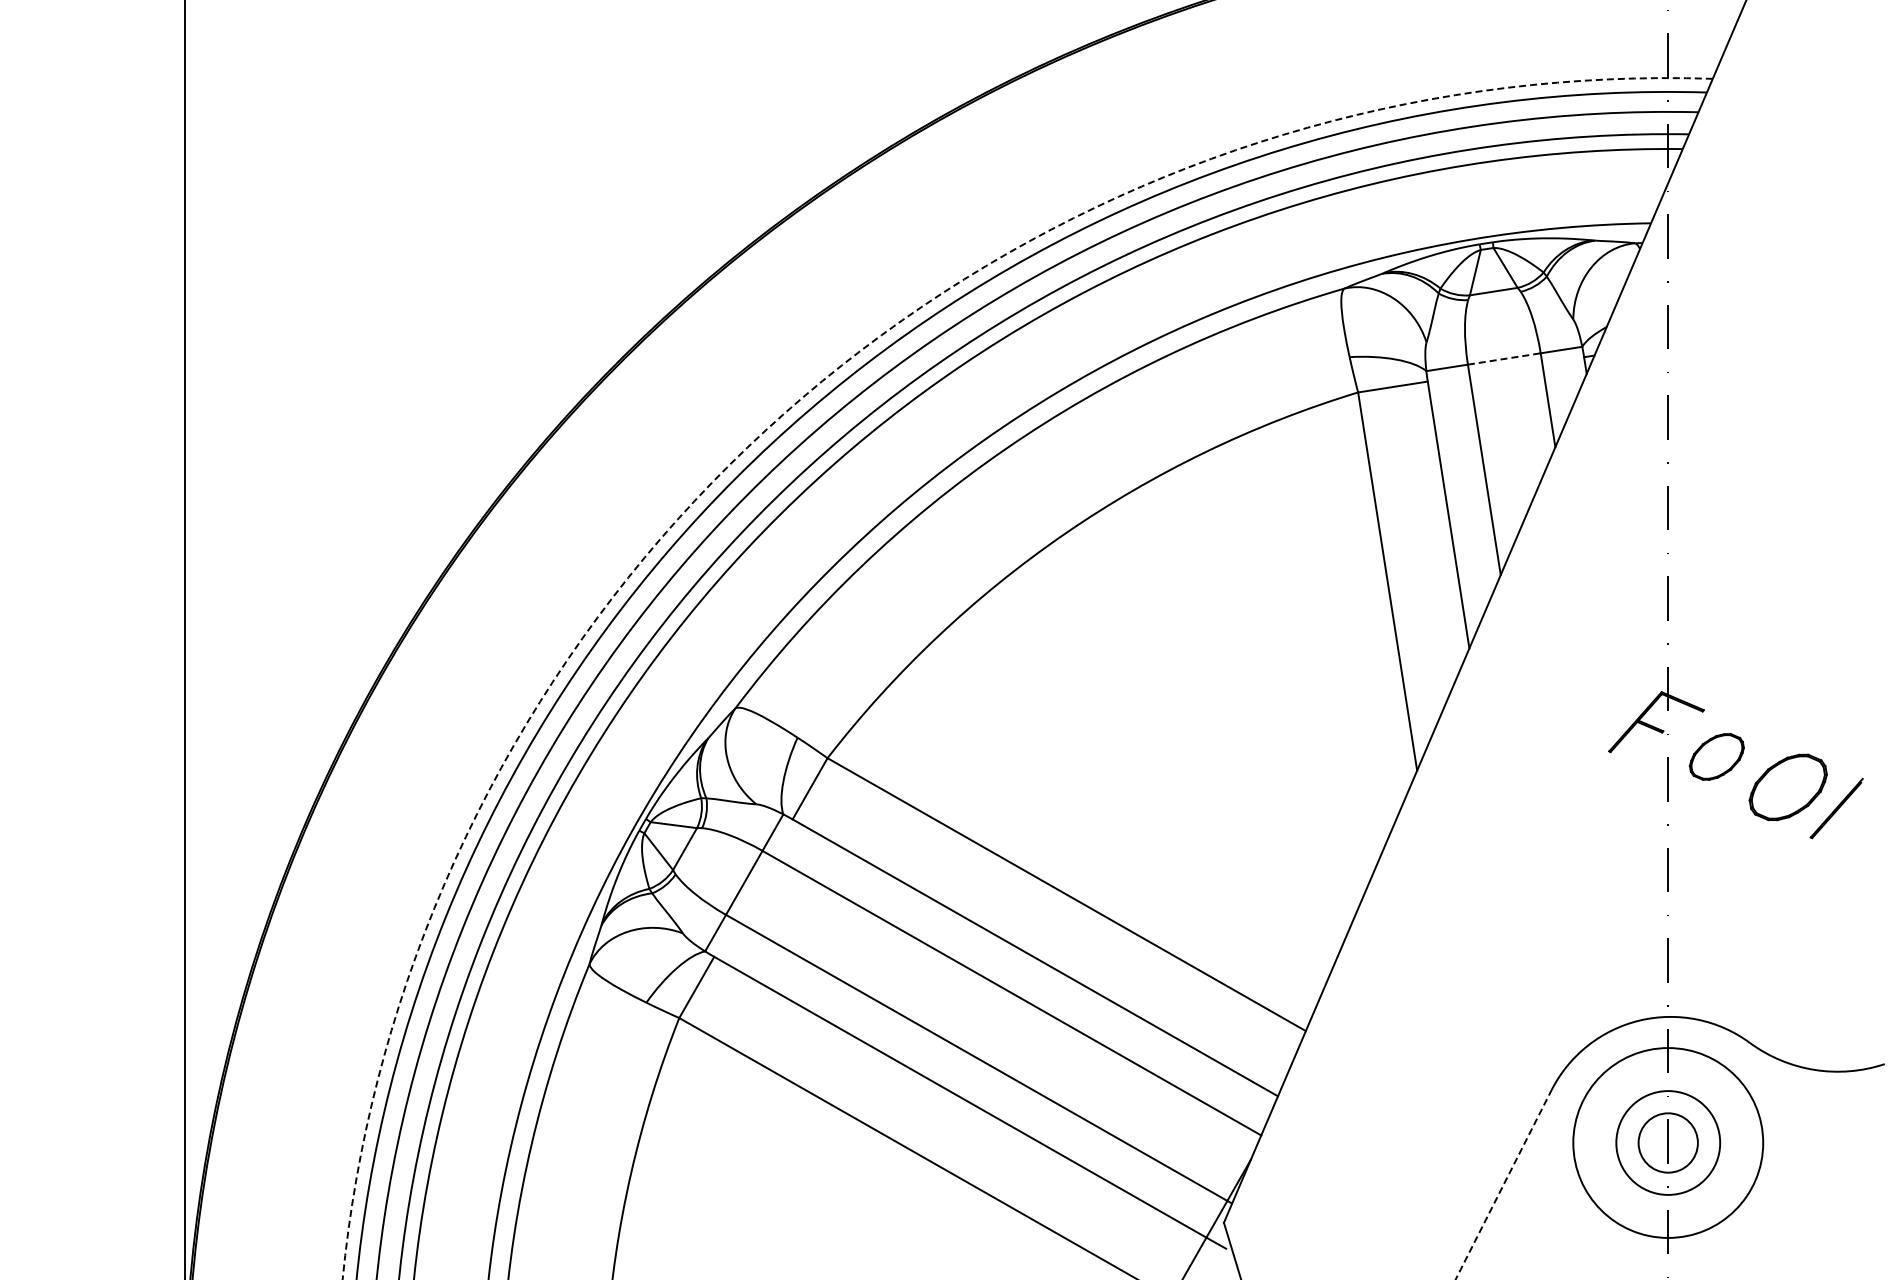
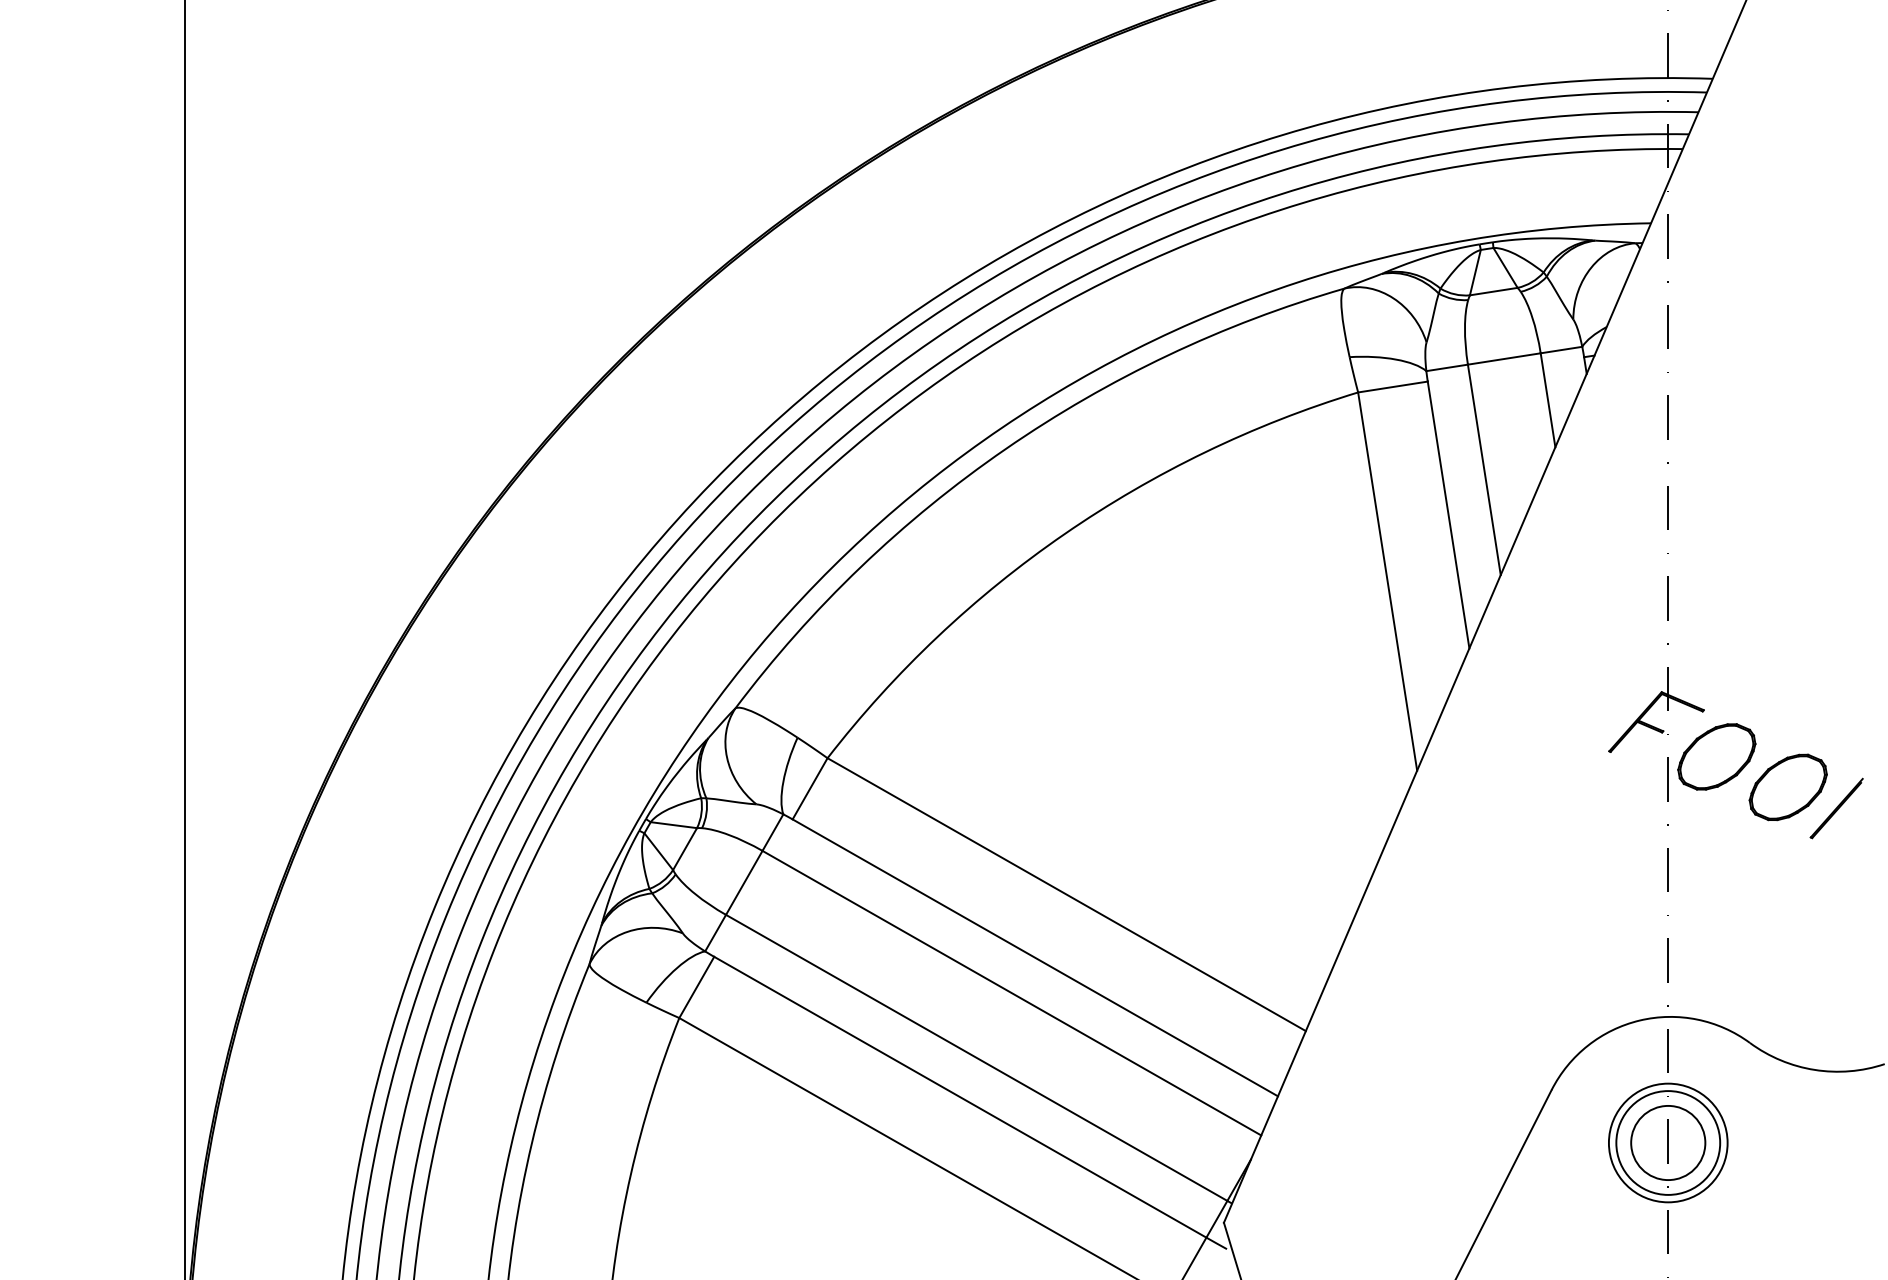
line: dashed -> solid (1504, 358)
arc: dashed -> solid (790, 408)
part size: 57x48 px -> 80x68 px (1716, 756)
circle diameter: 59 px -> 74 px (1668, 1142)
circle diameter: 190 px -> 119 px (1667, 1142)
line: dashed -> solid (1503, 1184)
